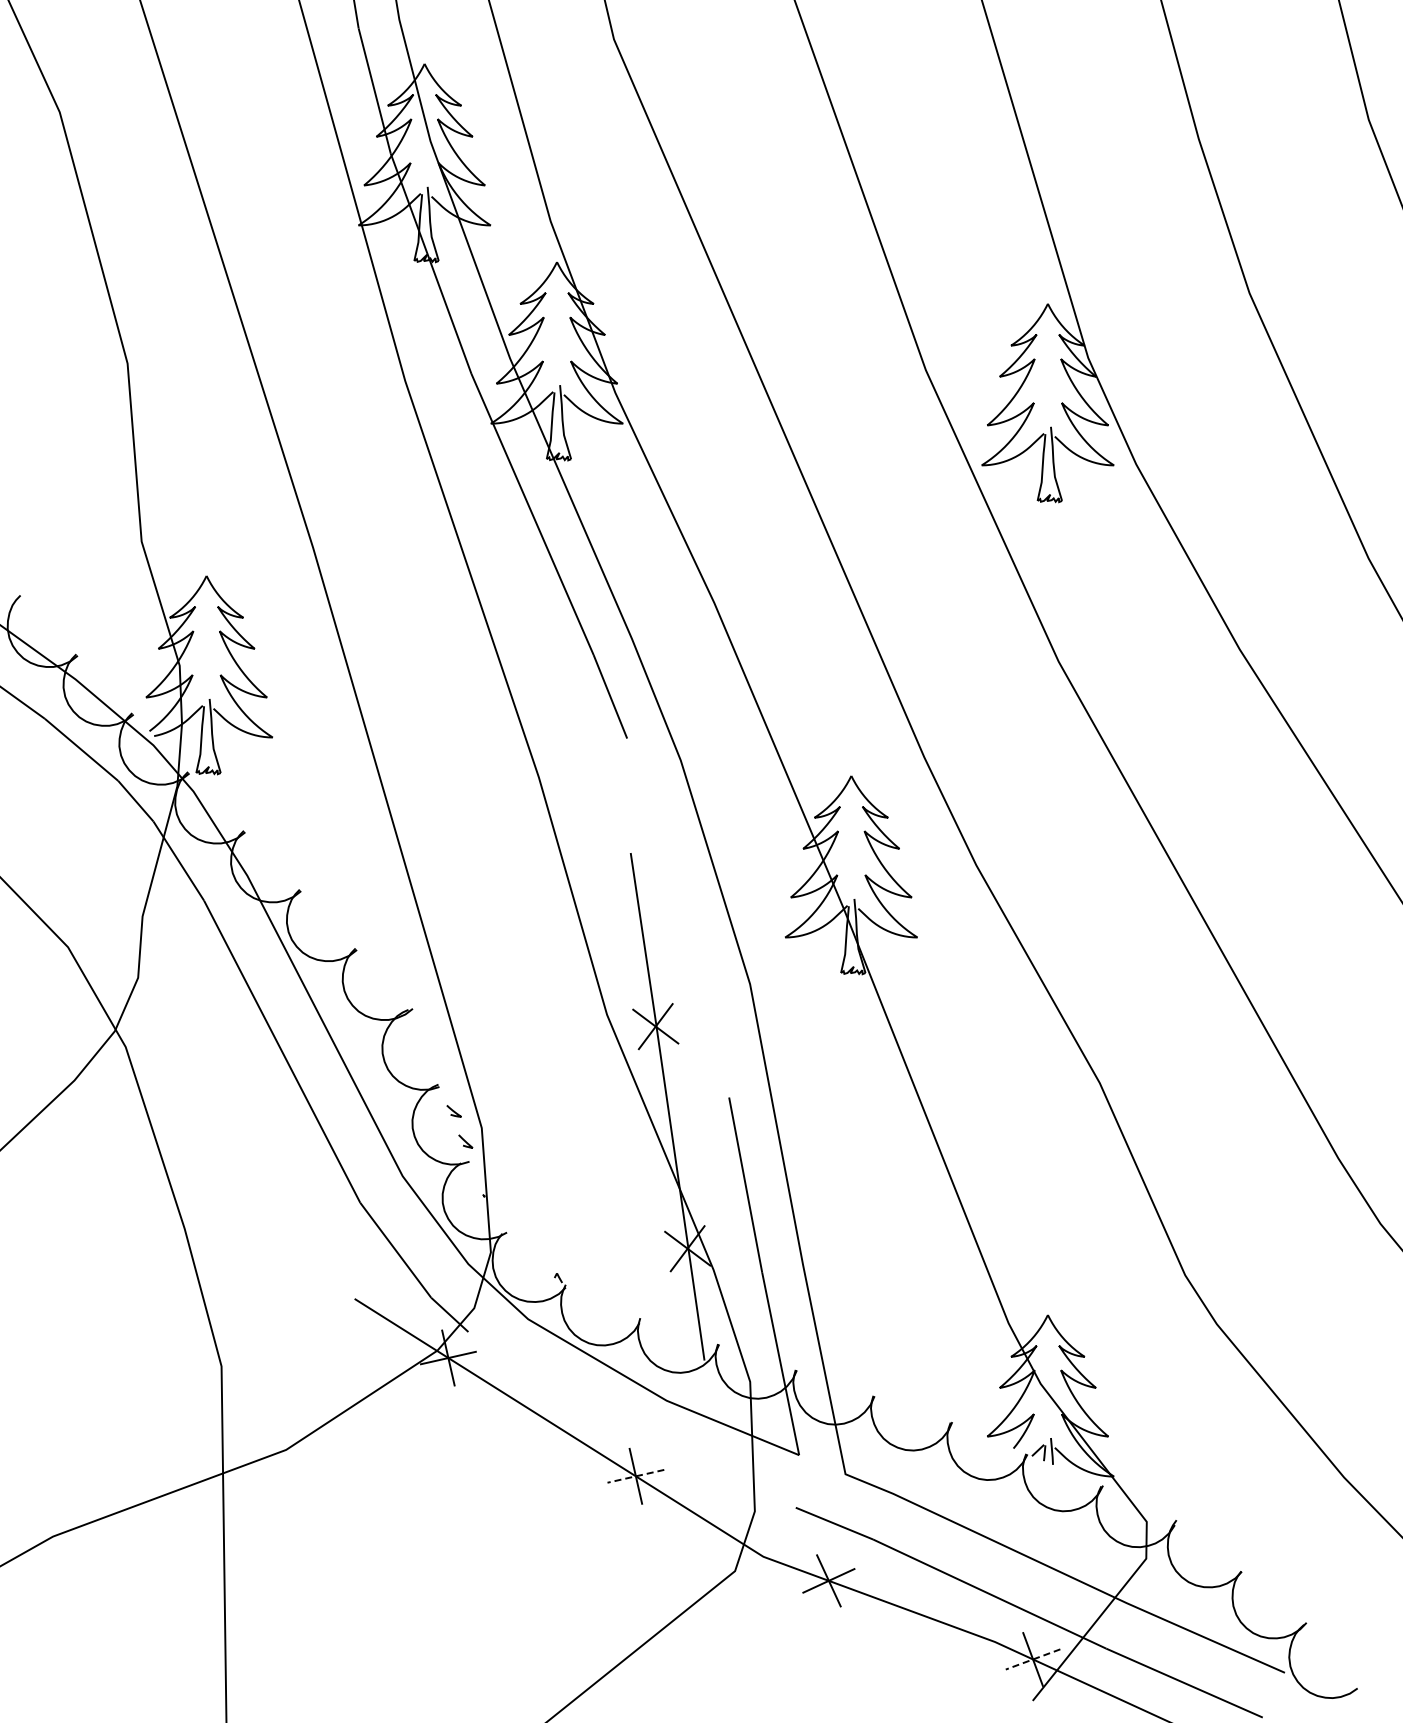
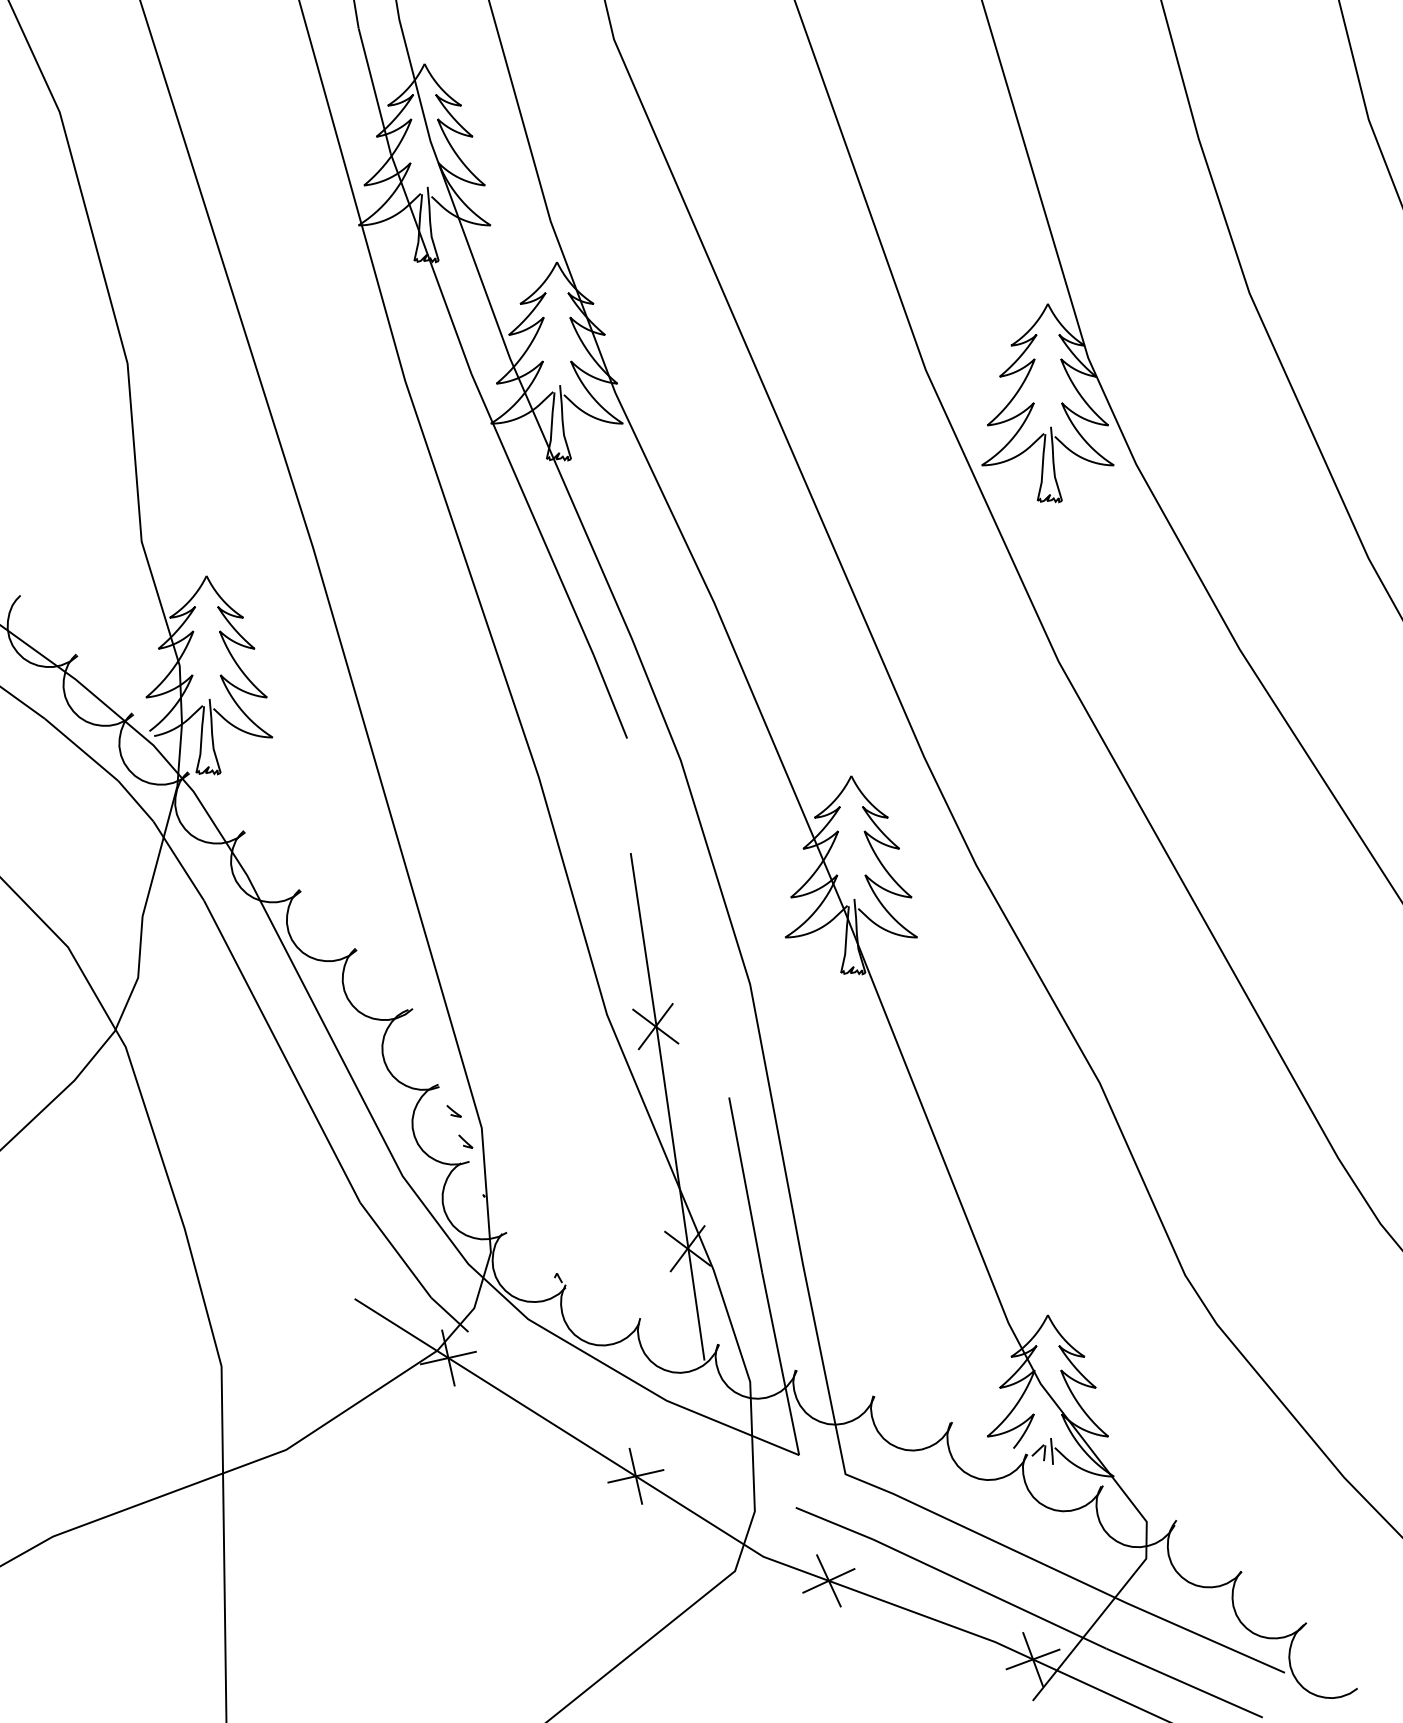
line: dashed -> solid (635, 1476)
line: dashed -> solid (1033, 1659)
